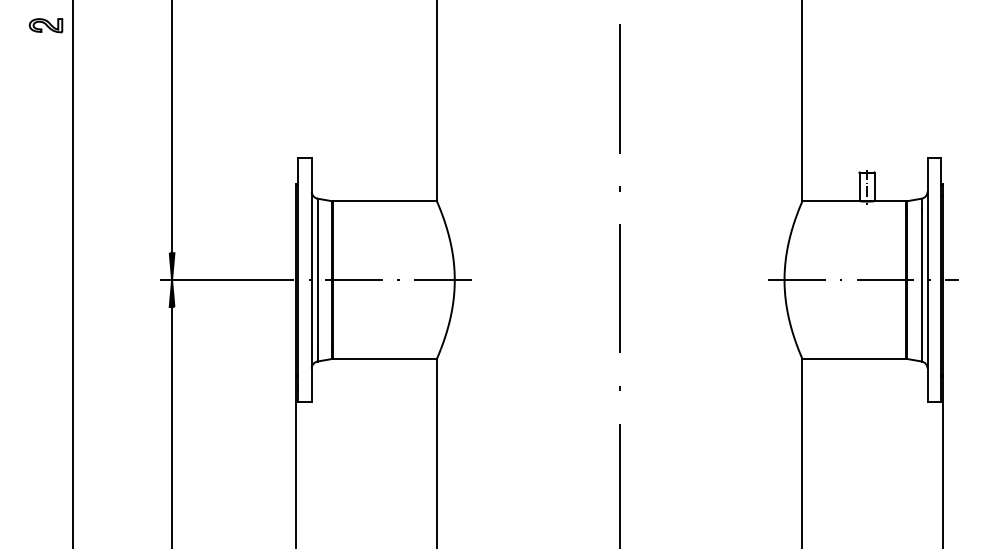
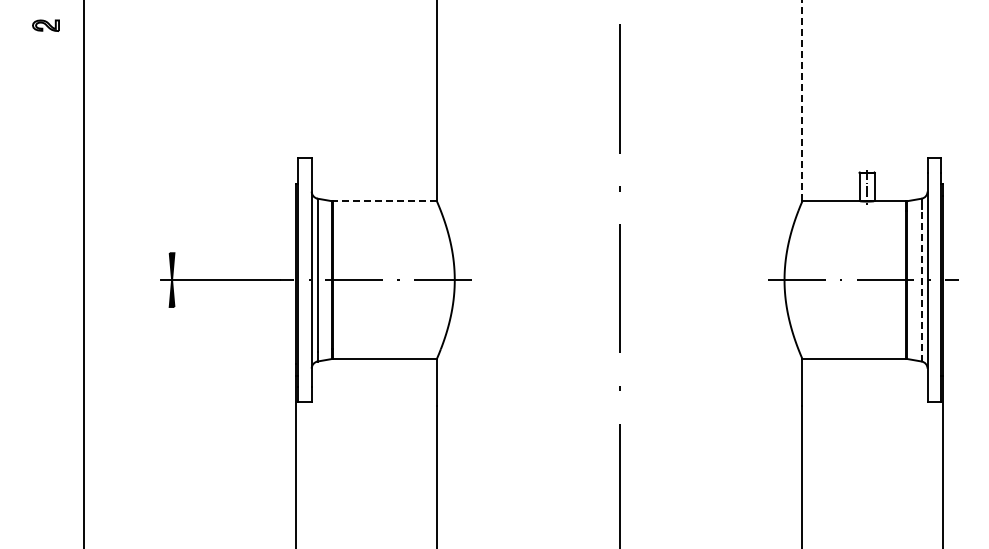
part size: 36x16 px -> 28x13 px (45, 25)
line: solid -> dashed (802, 100)
line: present -> none (172, 127)
line: solid -> dashed (385, 201)
line position: (73, 273) -> (84, 273) (84, 273)
line: solid -> dashed (921, 284)
line: present -> none (172, 425)
